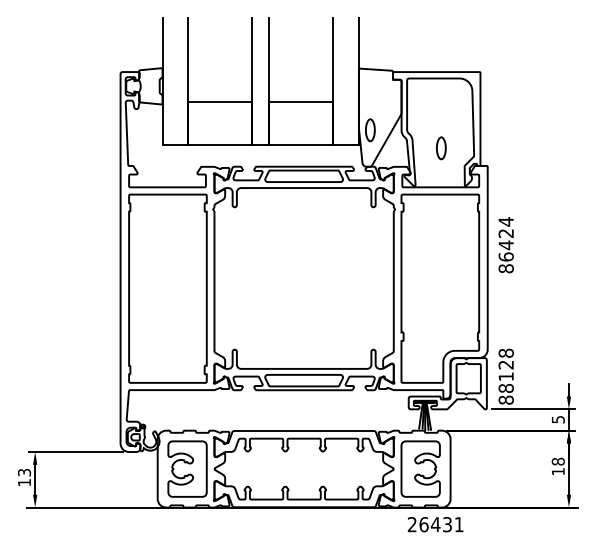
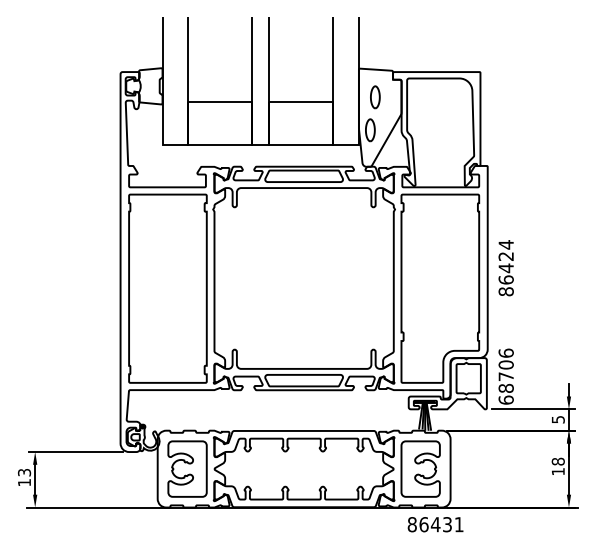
part position: (441, 148) -> (375, 97) (375, 97)
text position: (505, 245) -> (505, 268) (505, 268)
text: 88128 -> 68706 (505, 376)
text: 26431 -> 86431 (411, 524)
